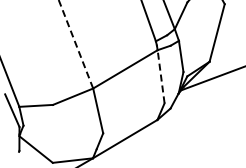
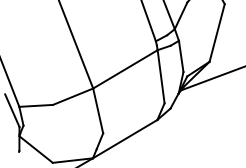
line: dashed -> solid (75, 44)
line: dashed -> solid (161, 76)
